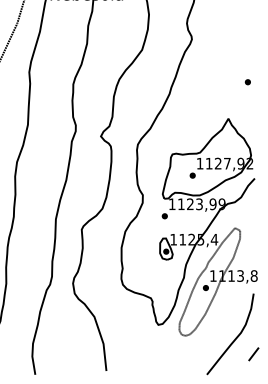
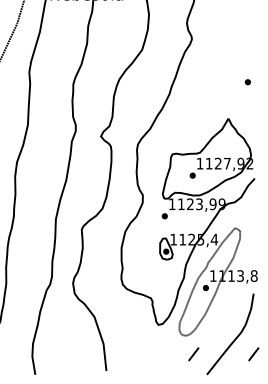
line: none -> present (193, 354)
